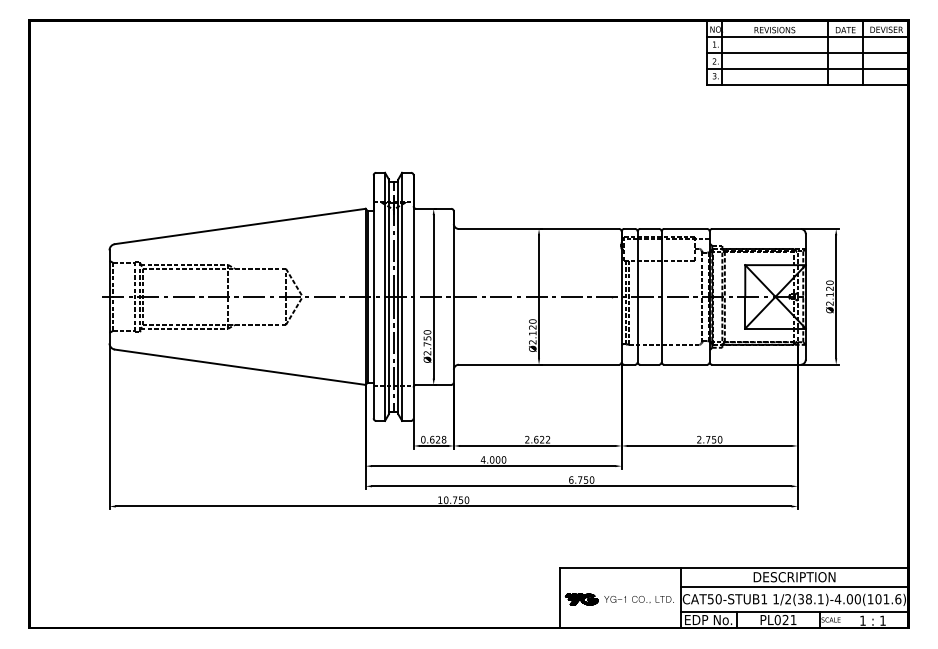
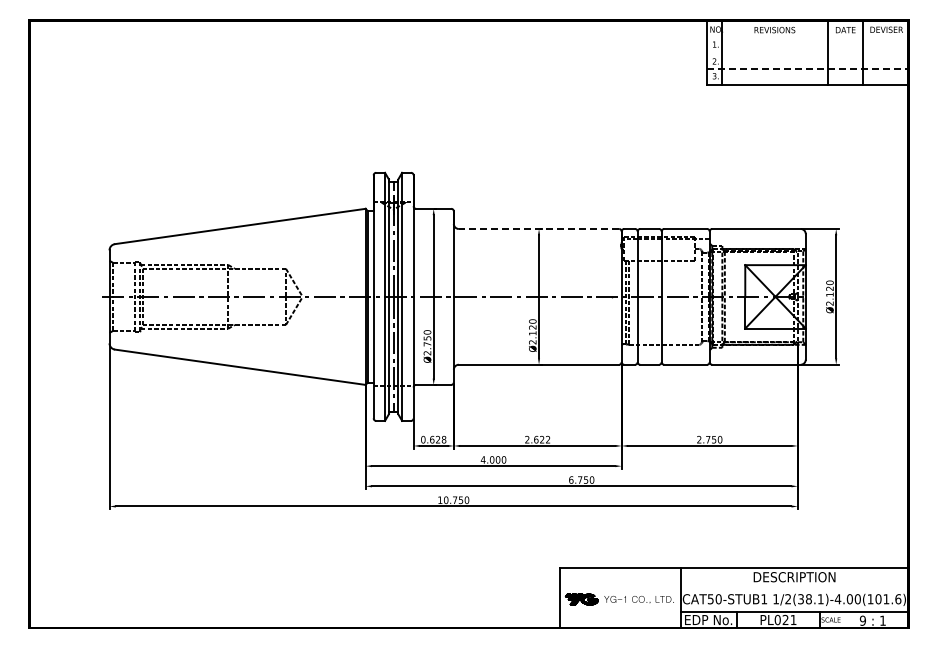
line: present -> none (807, 36)
line: present -> none (807, 53)
line: solid -> dashed (807, 69)
line: solid -> dashed (538, 229)
line: present -> none (794, 586)
text: 1 -> 9 (862, 620)
